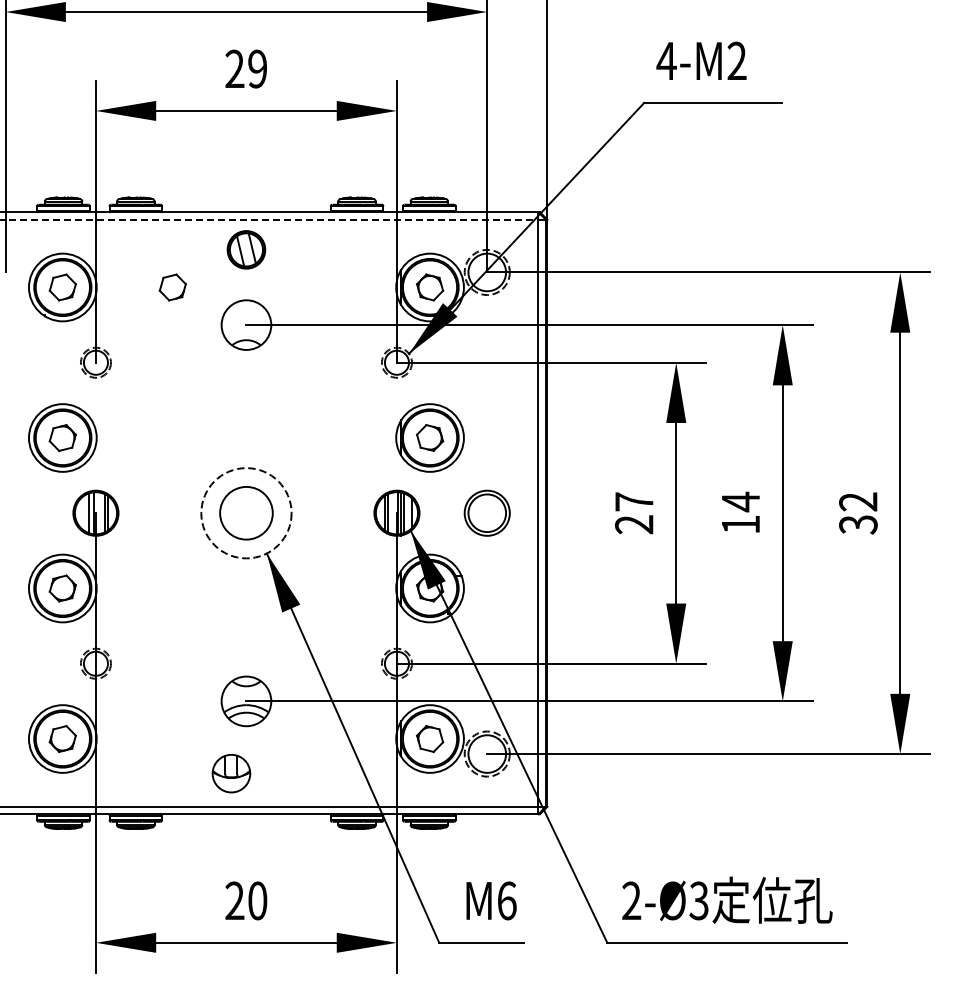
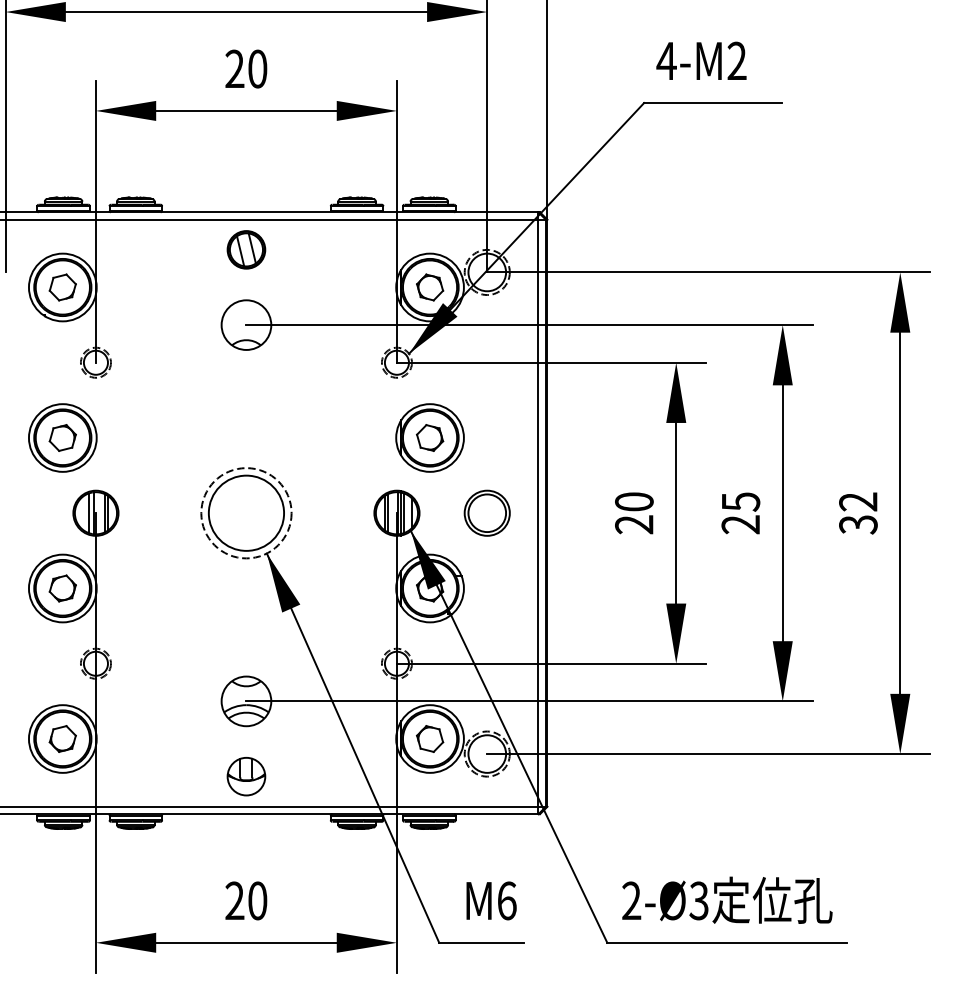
text: 29 -> 20 (257, 68)
line: dashed -> solid (269, 219)
part: present -> none (172, 287)
text: 27 -> 20 (634, 501)
circle diameter: 53 px -> 75 px (246, 512)
text: 14 -> 25 (740, 512)
part position: (231, 773) -> (246, 776) (246, 776)
